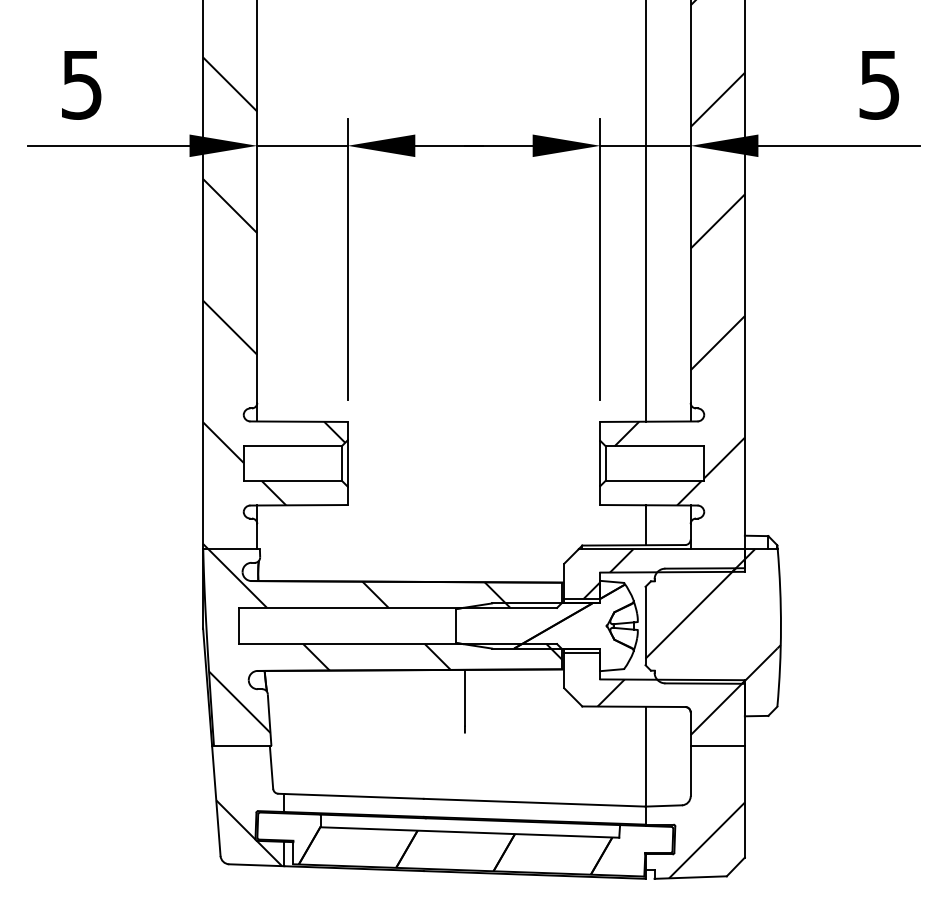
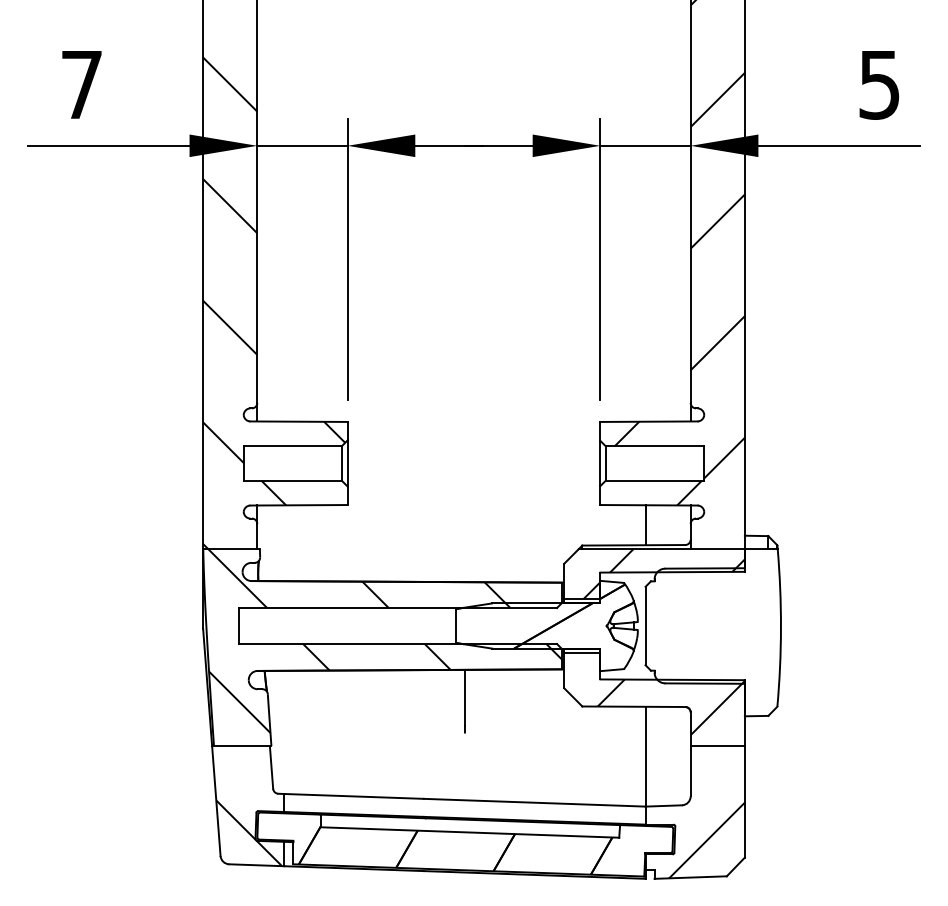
text: 5 -> 7 (81, 85)
line: present -> none (645, 211)
hatch: present -> none (712, 616)
